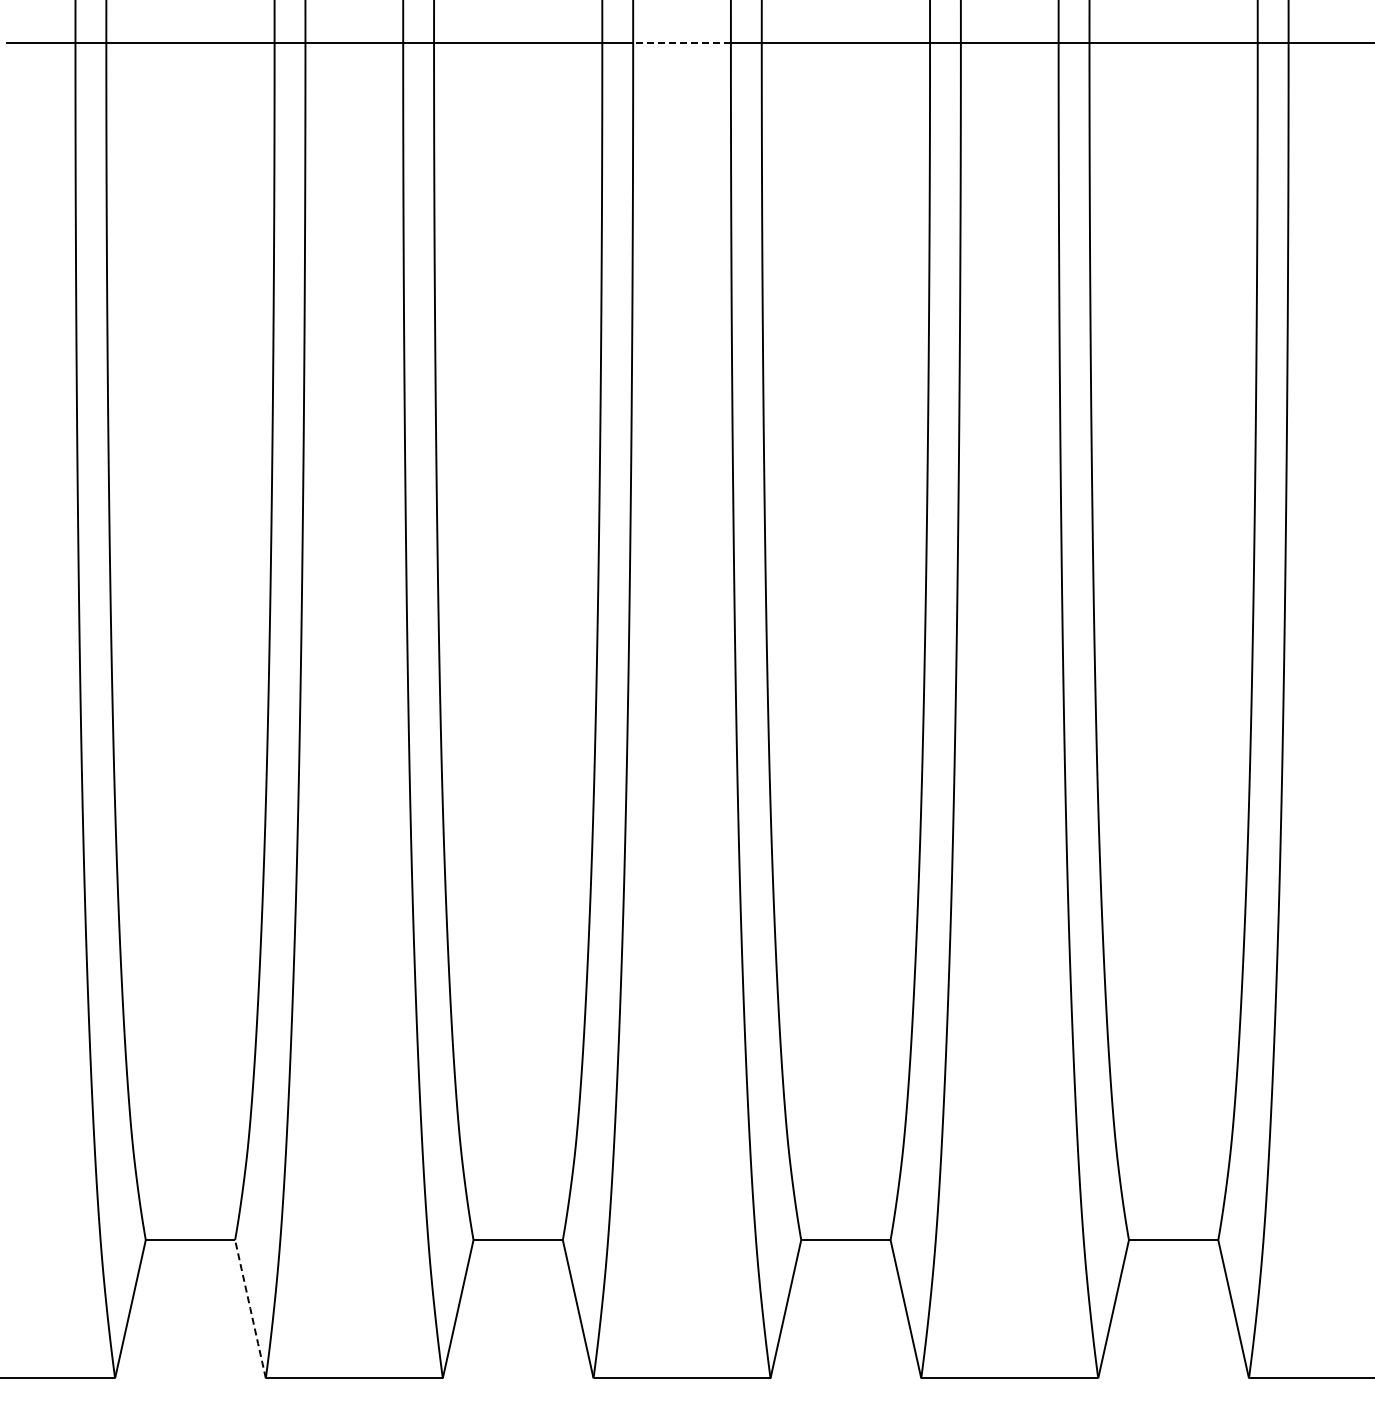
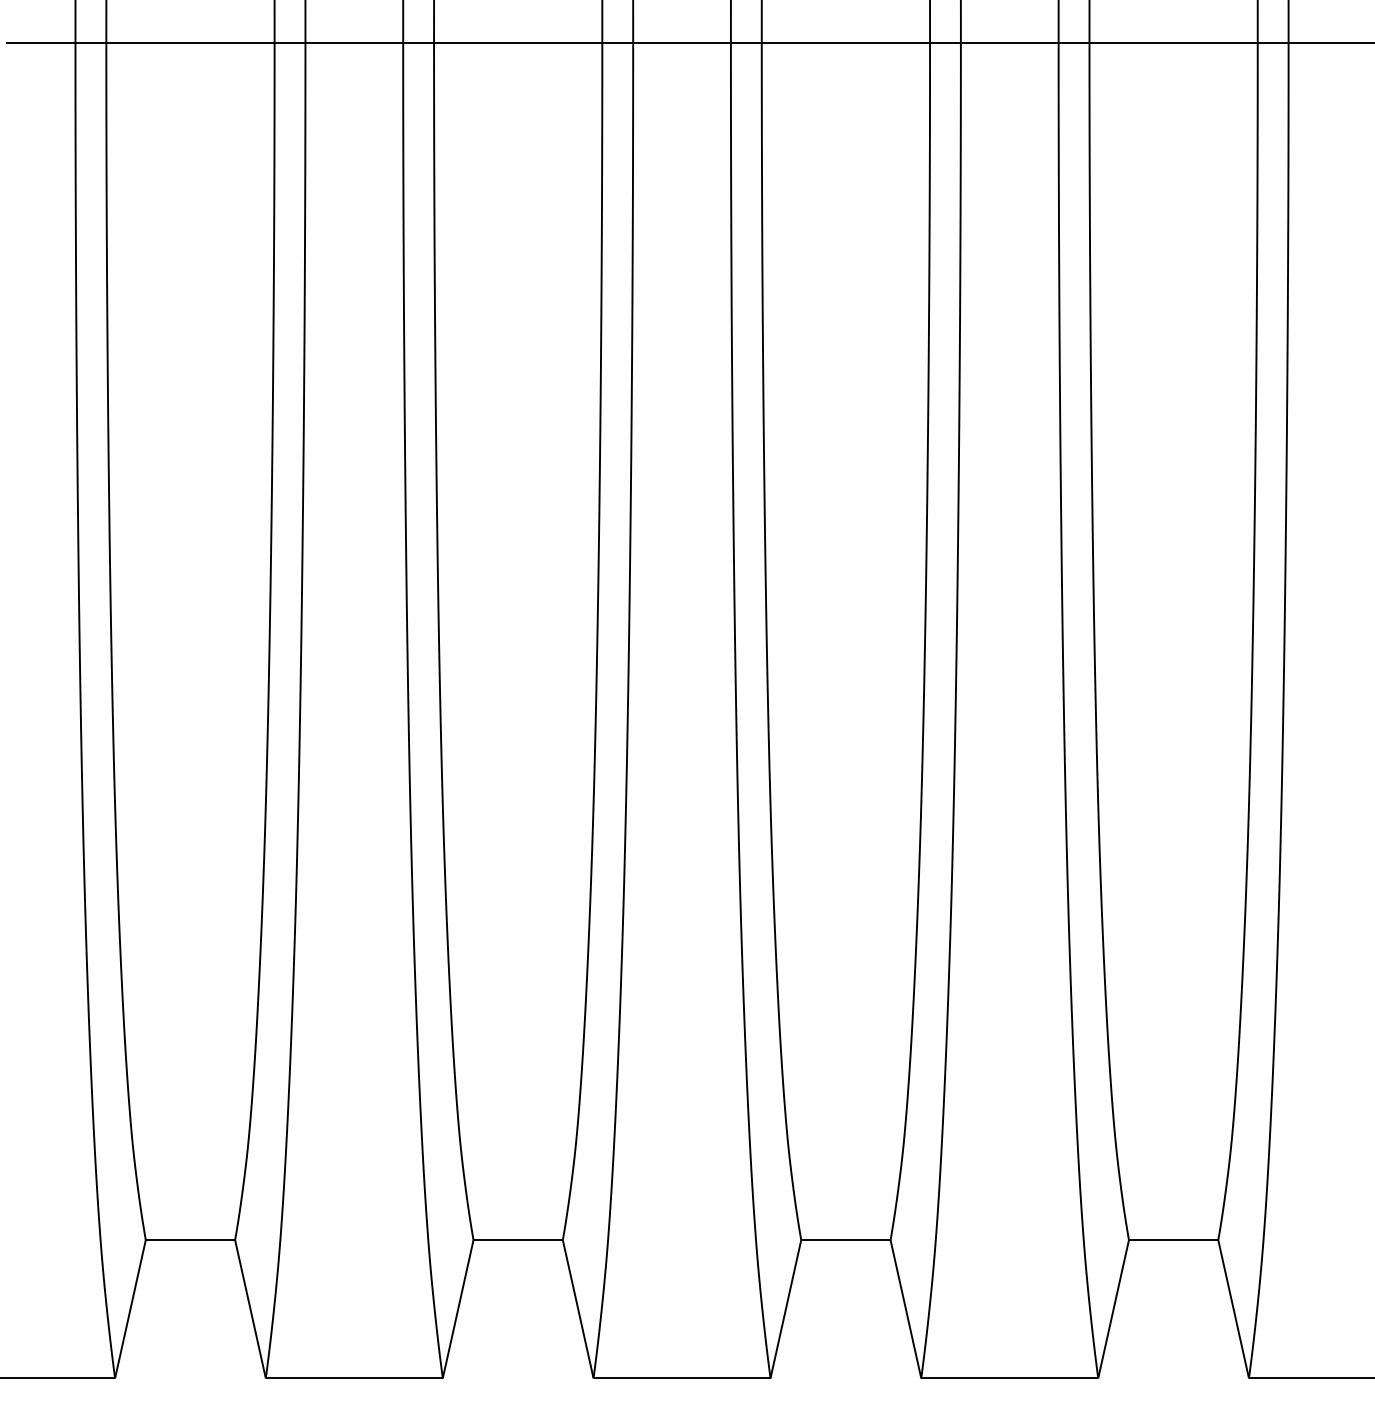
line: dashed -> solid (682, 42)
line: dashed -> solid (250, 1308)
